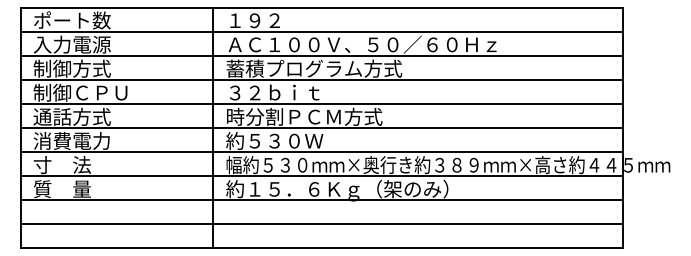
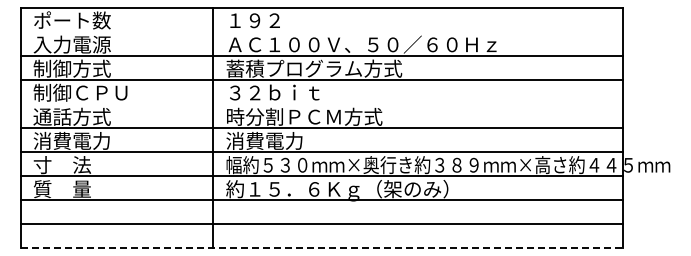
line: present -> none (321, 31)
line: present -> none (321, 103)
text: 約５３０Ｗ -> 消費電力 (274, 140)
line: solid -> dashed (322, 248)
